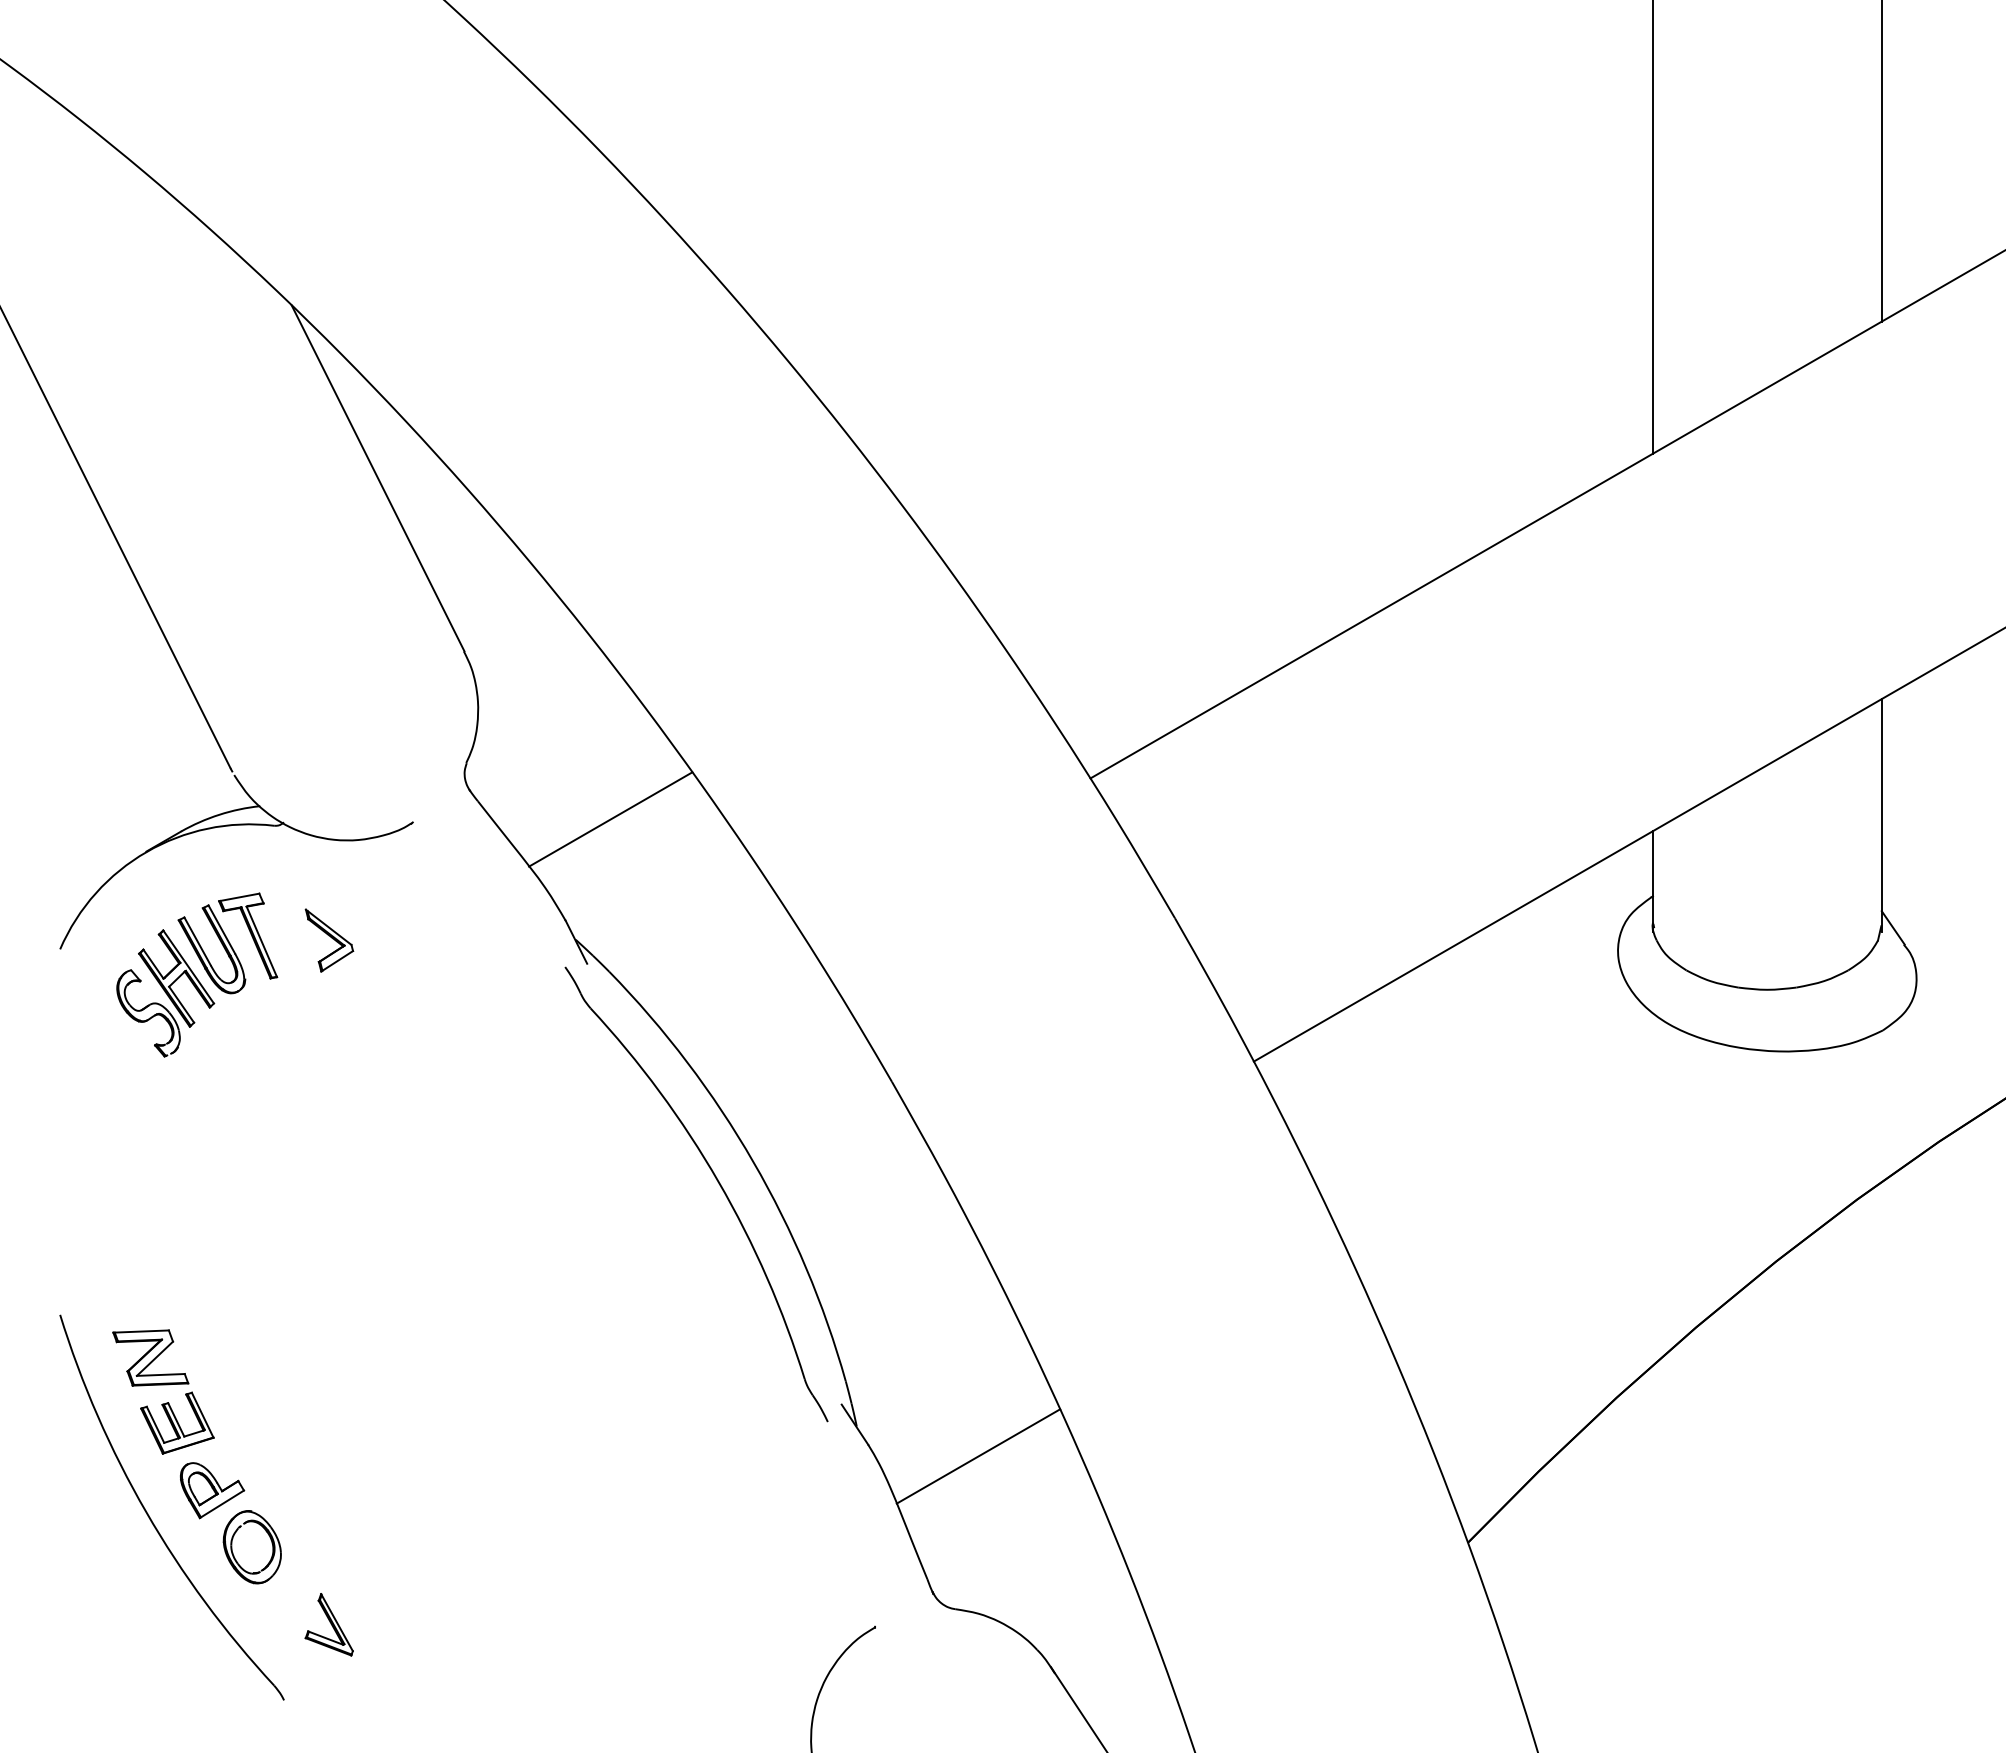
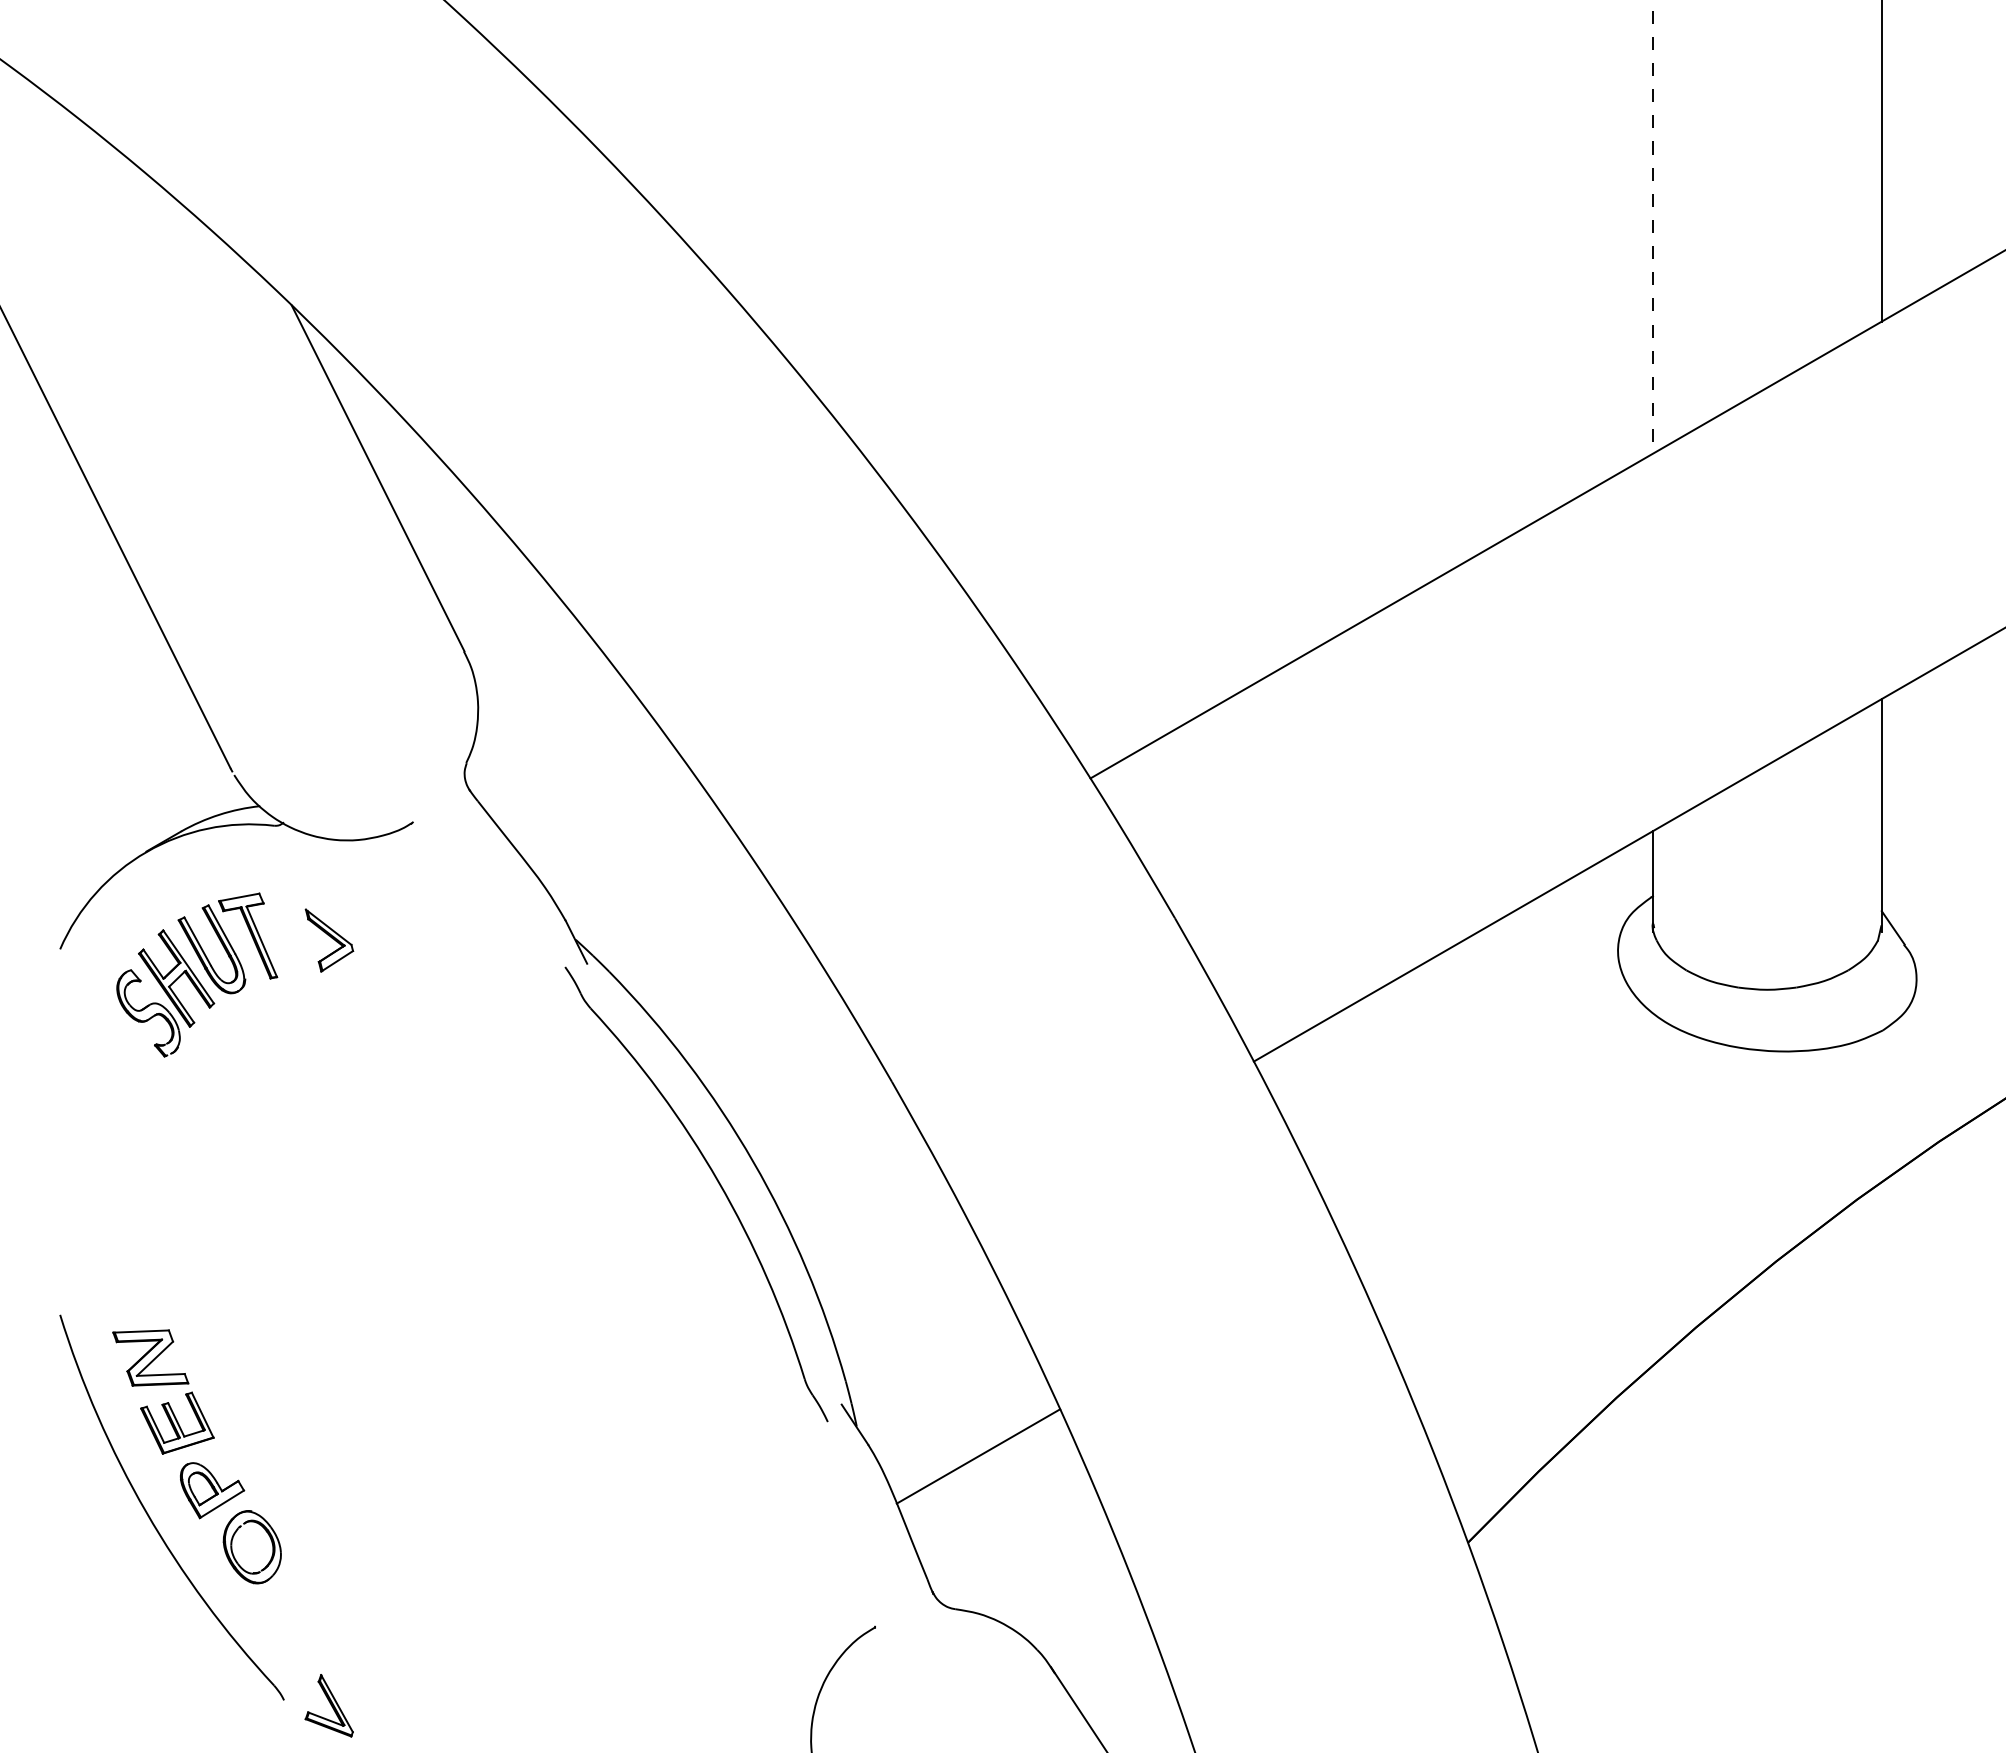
line: solid -> dashed (1652, 226)
line: present -> none (610, 819)
part position: (328, 1624) -> (328, 1705) (328, 1705)
